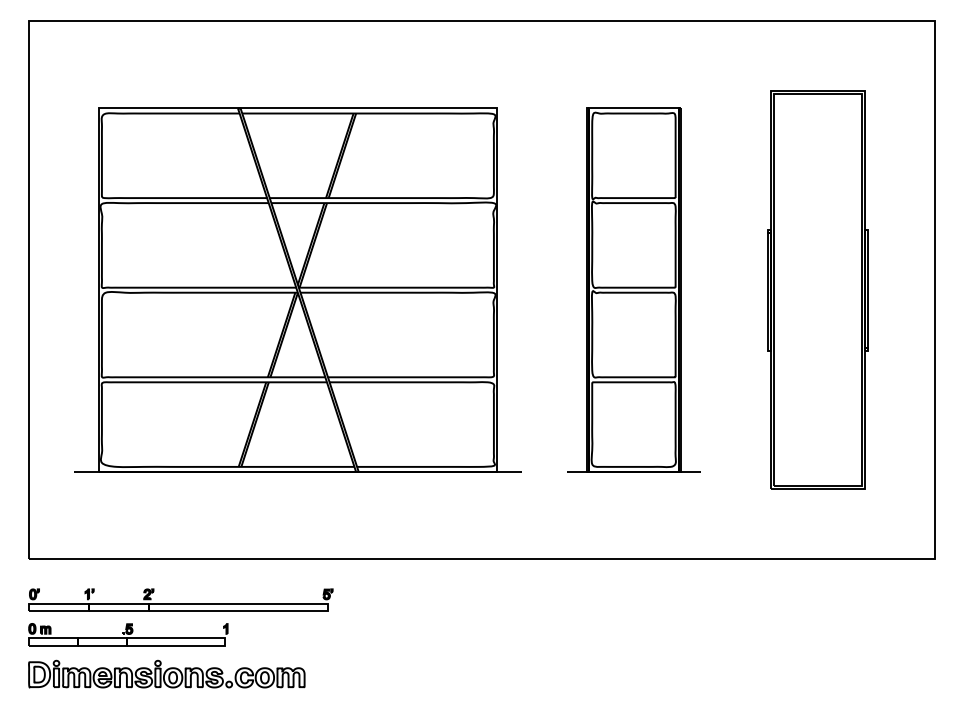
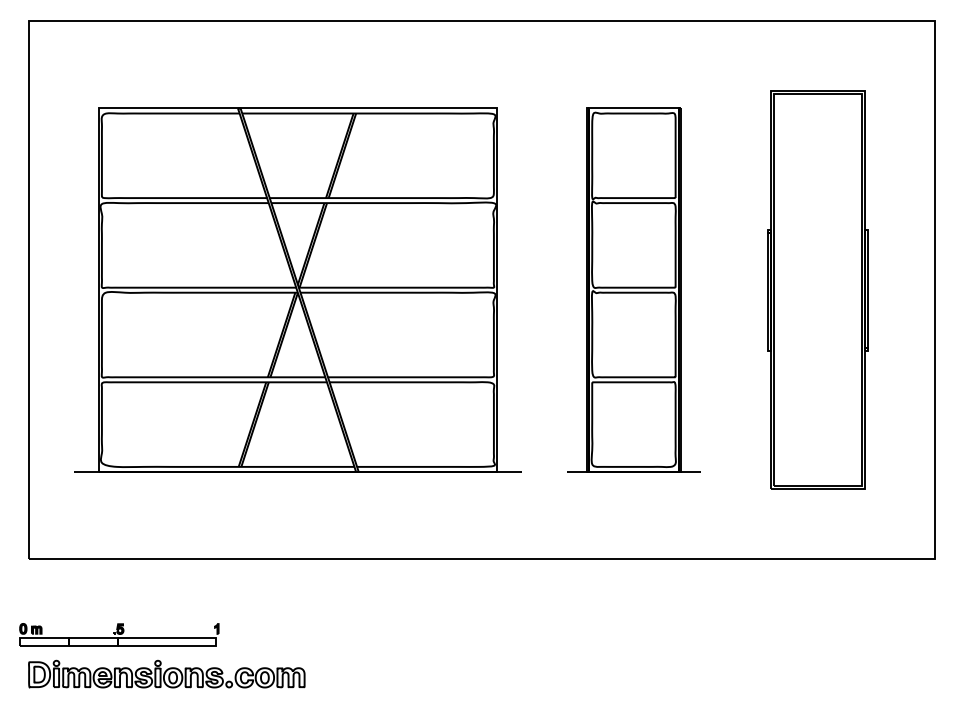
part: present -> none (180, 599)
part position: (128, 634) -> (119, 634) (119, 634)
